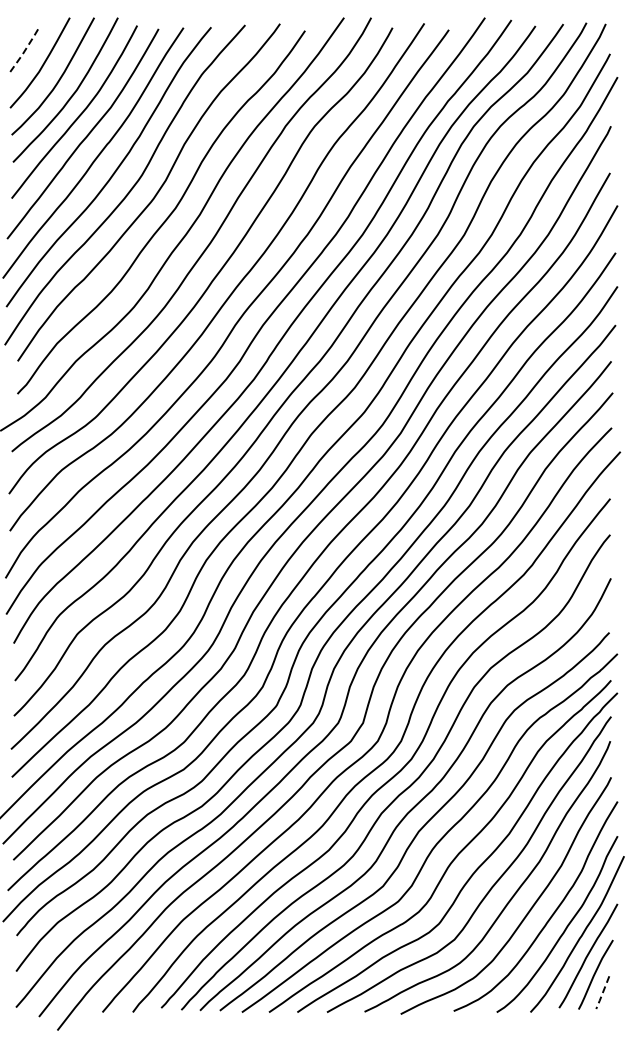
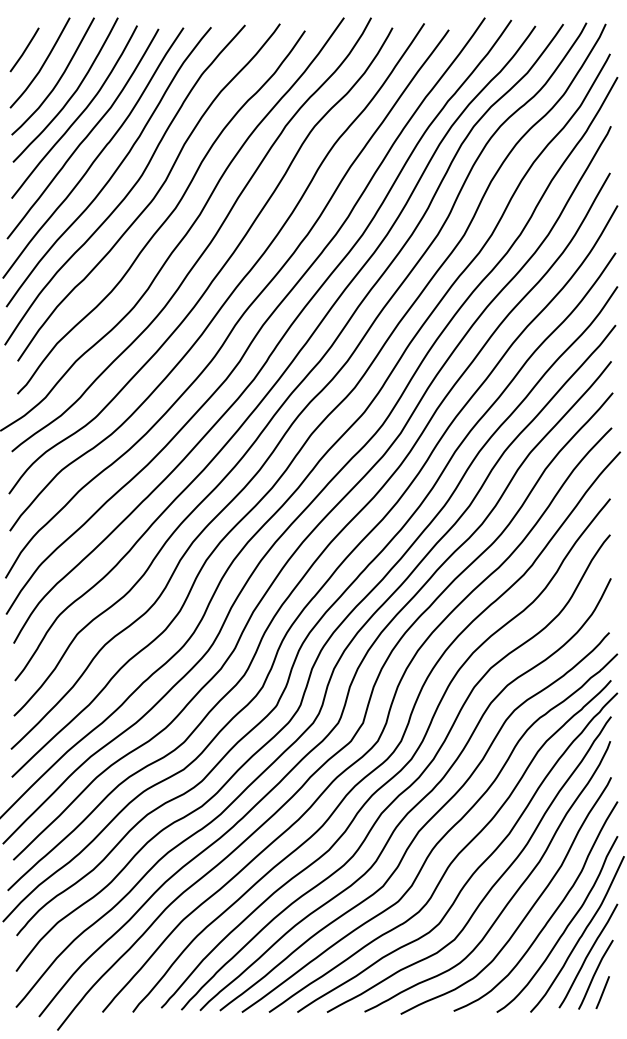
line: dashed -> solid (25, 50)
line: dashed -> solid (602, 993)
